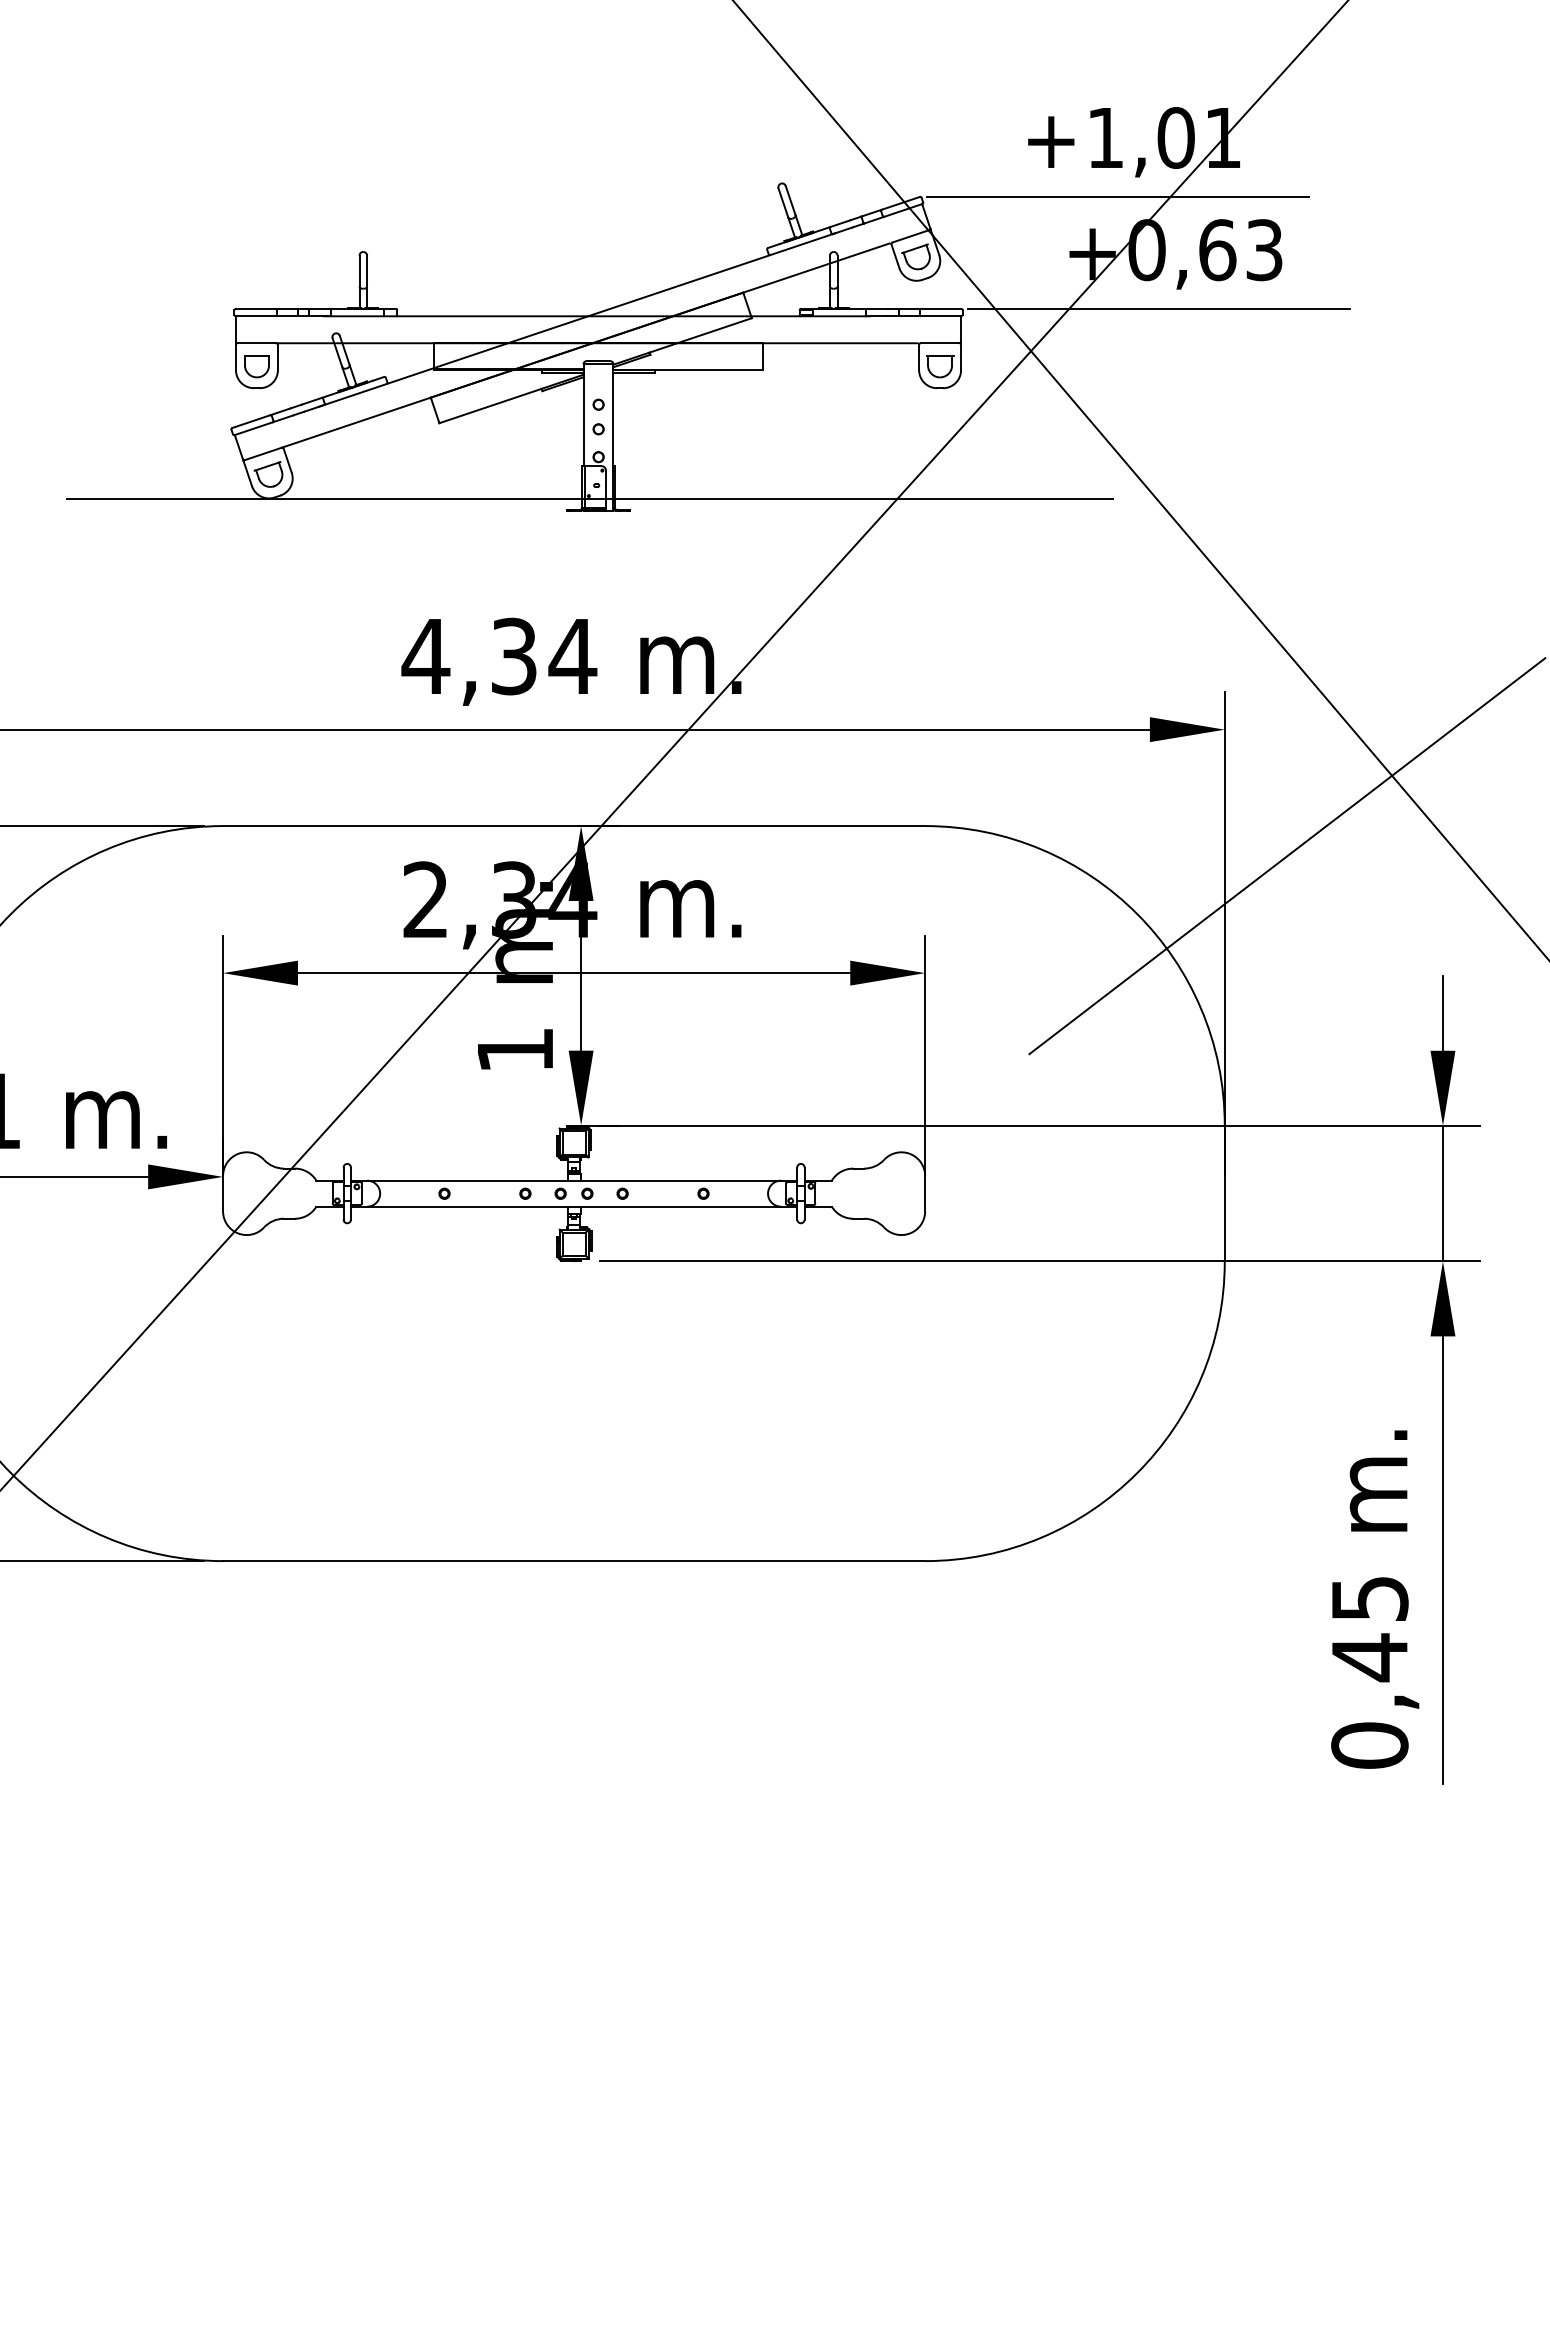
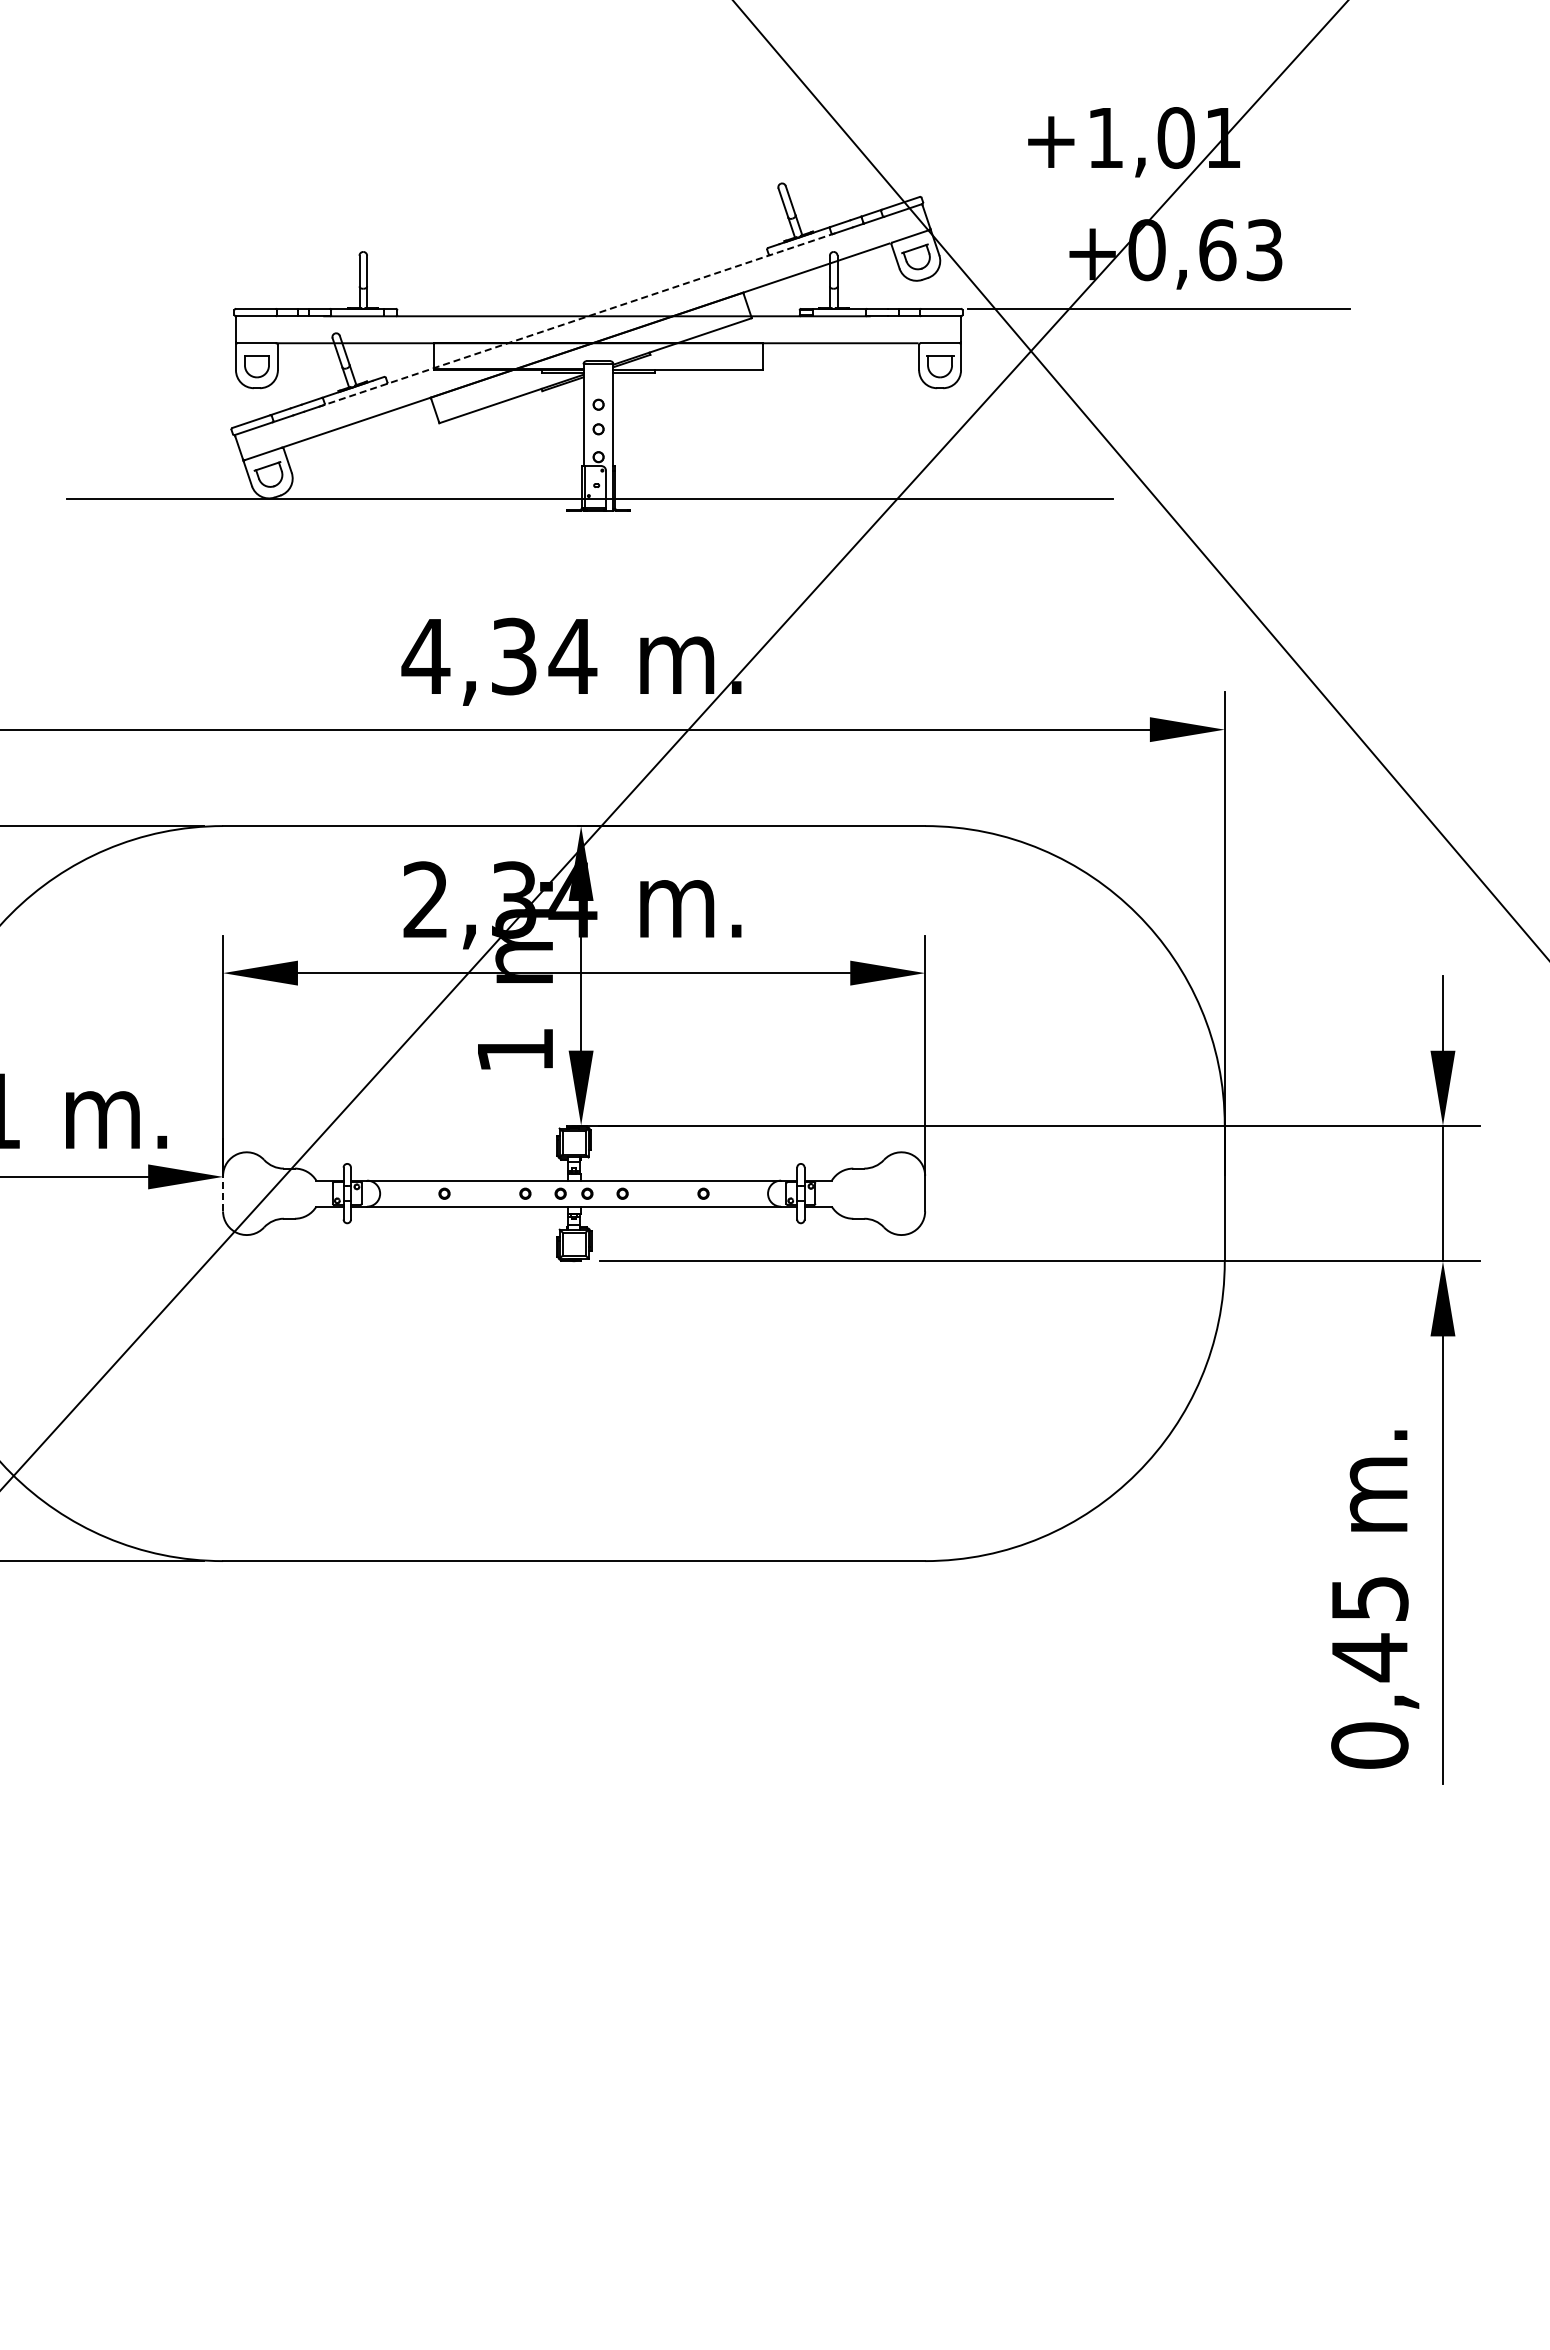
line: present -> none (1117, 197)
line: solid -> dashed (577, 320)
line: present -> none (1287, 856)
line: solid -> dashed (223, 1193)
